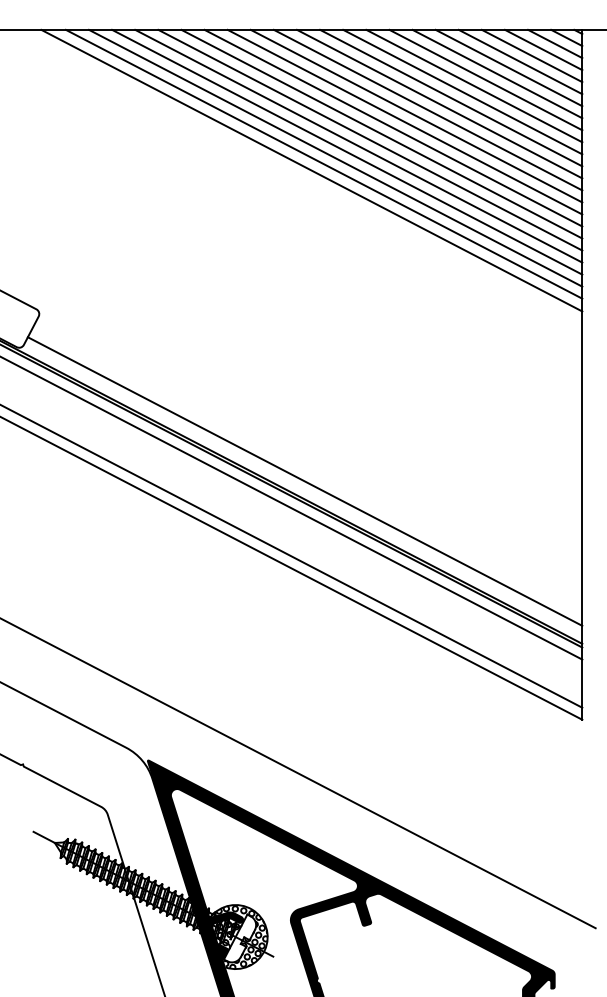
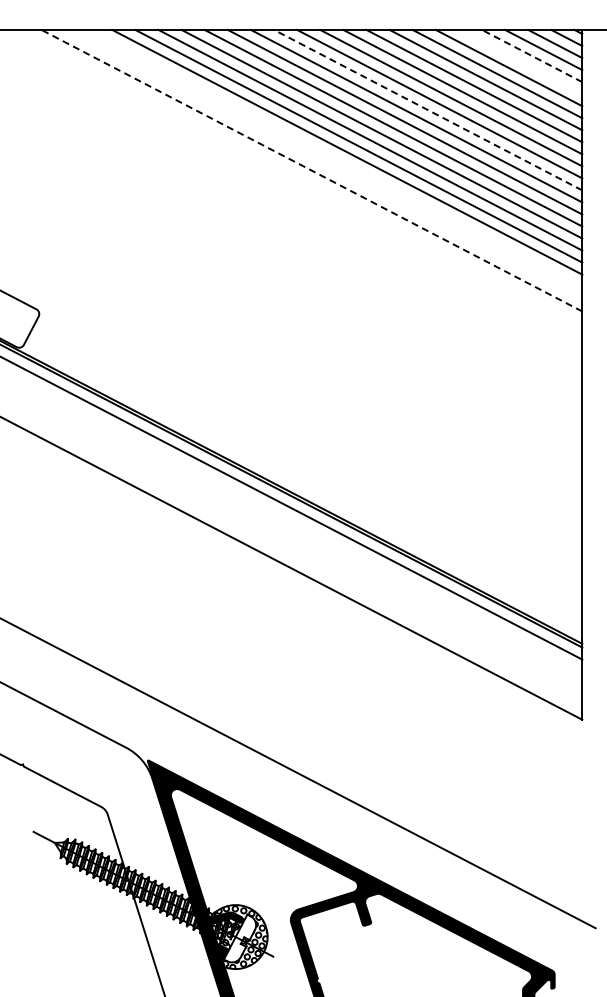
line: solid -> dashed (532, 56)
line: present -> none (520, 61)
line: solid -> dashed (428, 110)
line: present -> none (335, 157)
line: present -> none (323, 163)
line: solid -> dashed (311, 170)
line: present -> none (304, 481)
line: present -> none (292, 556)
